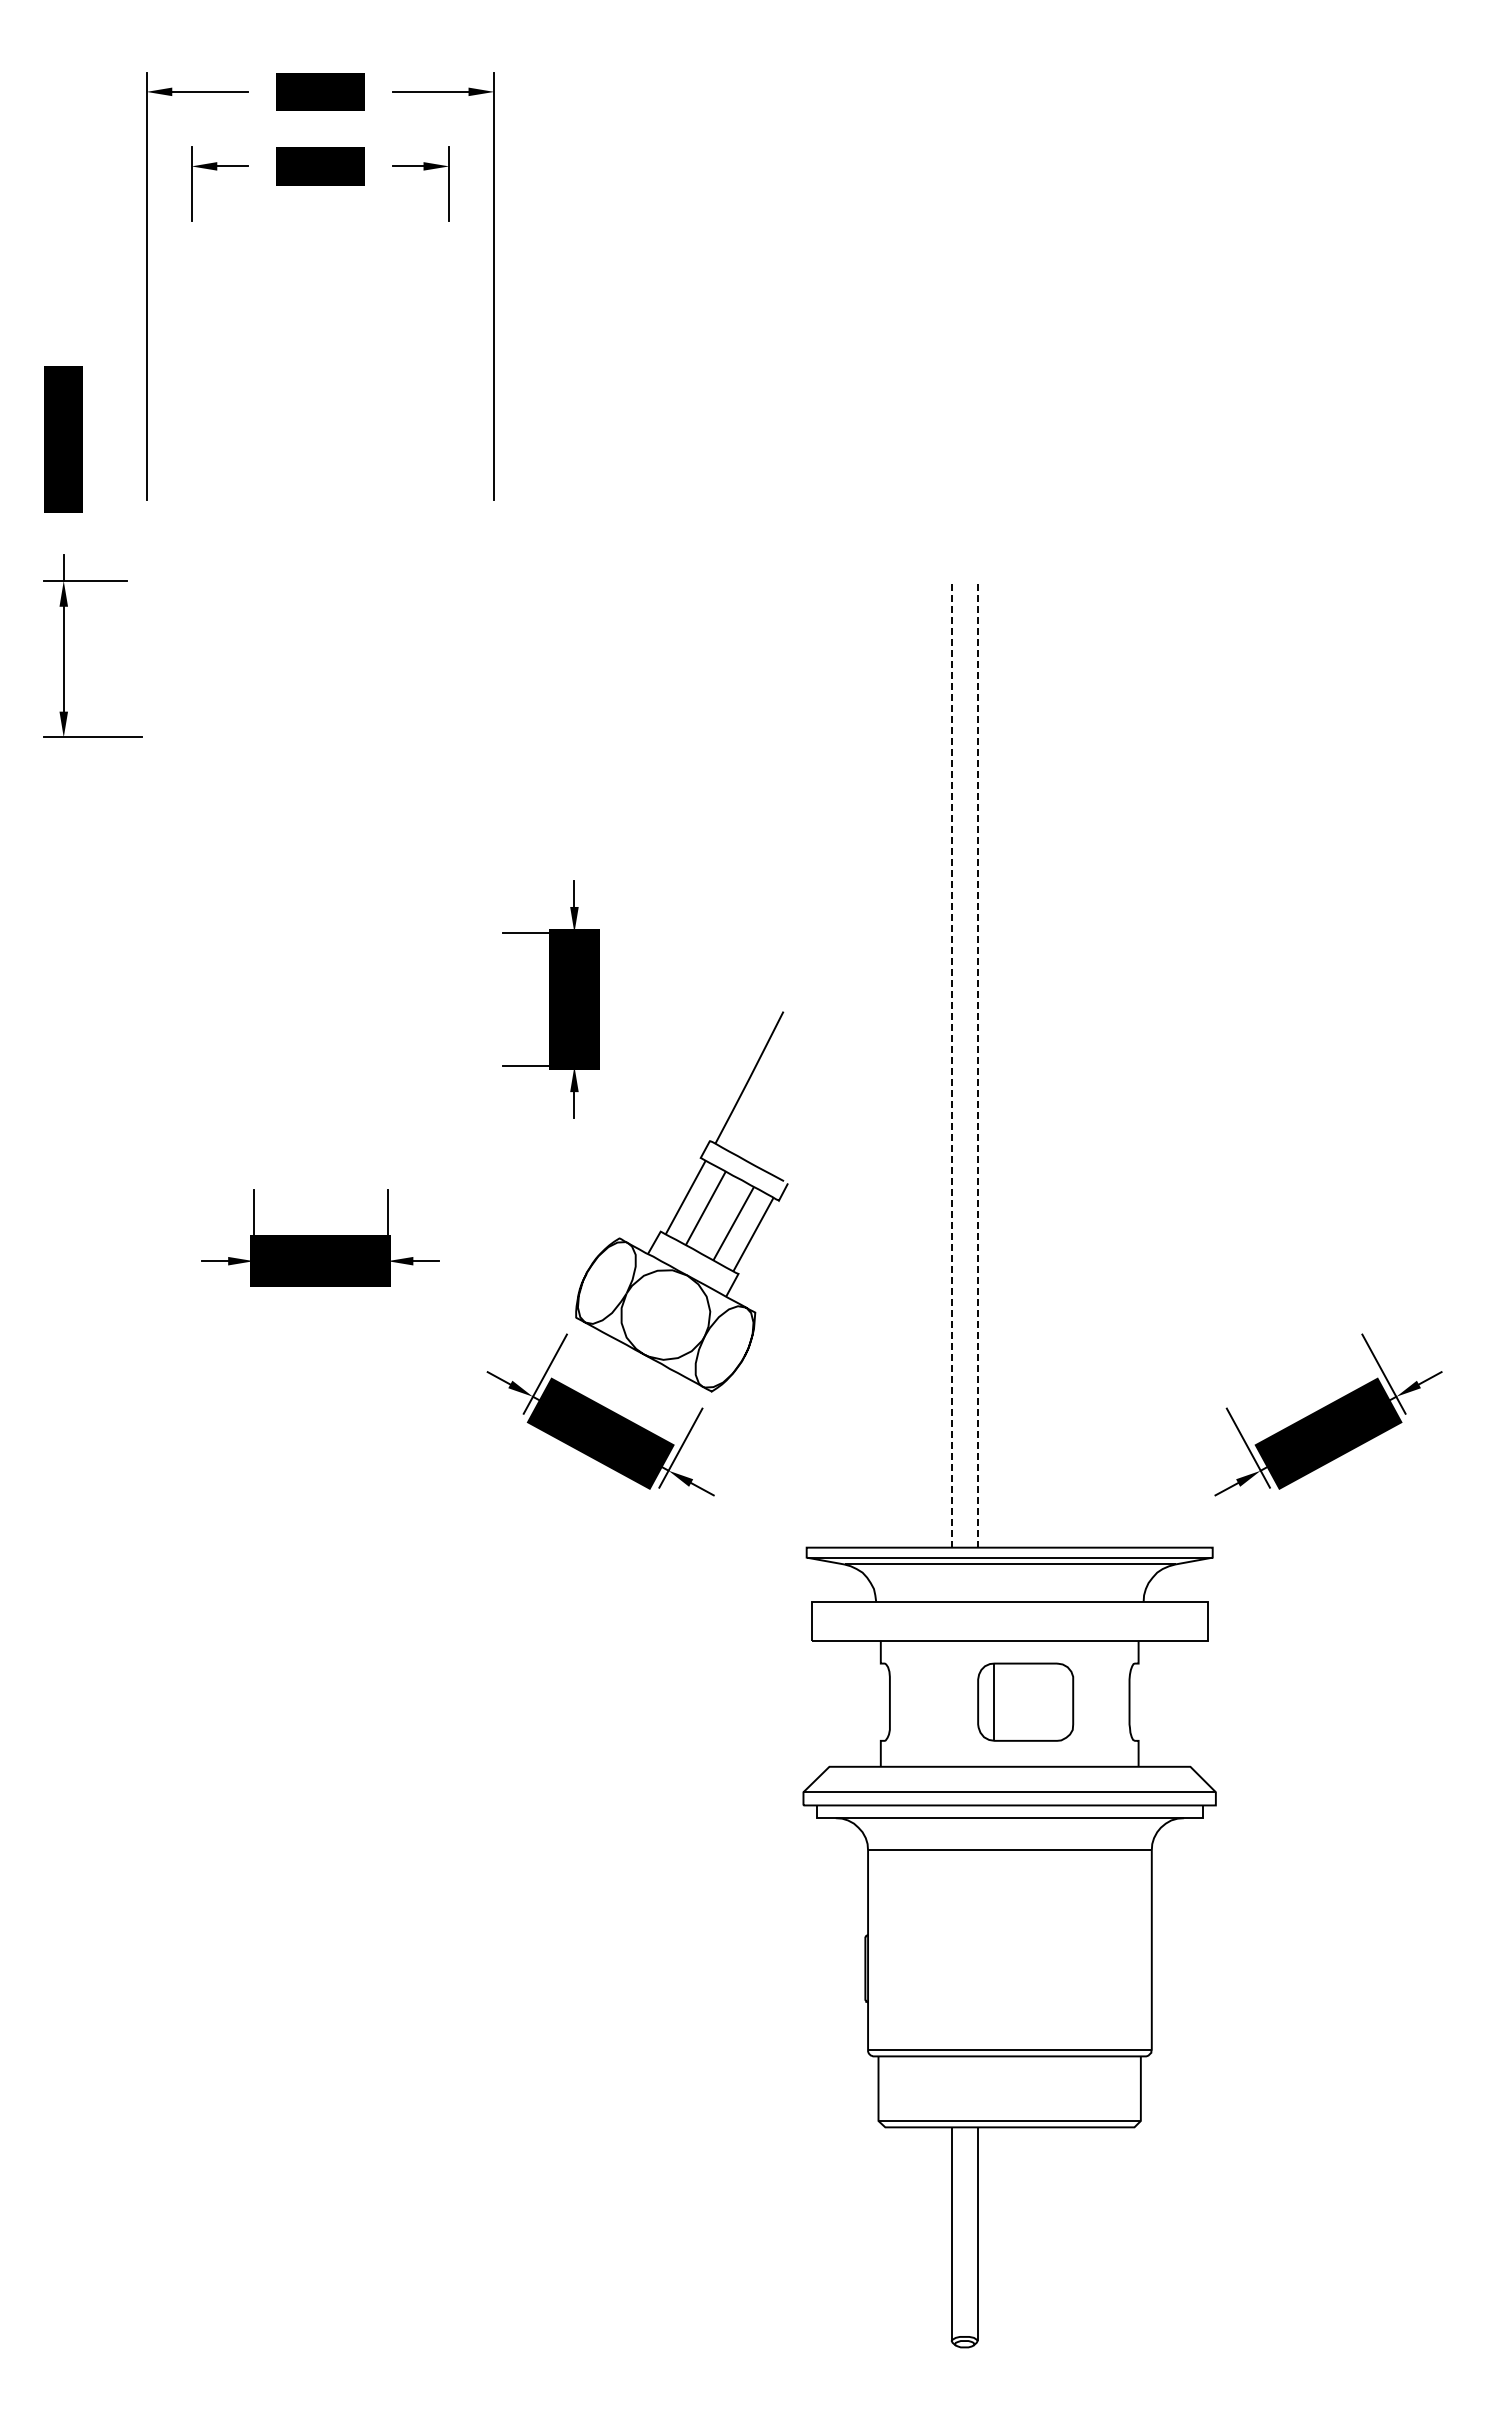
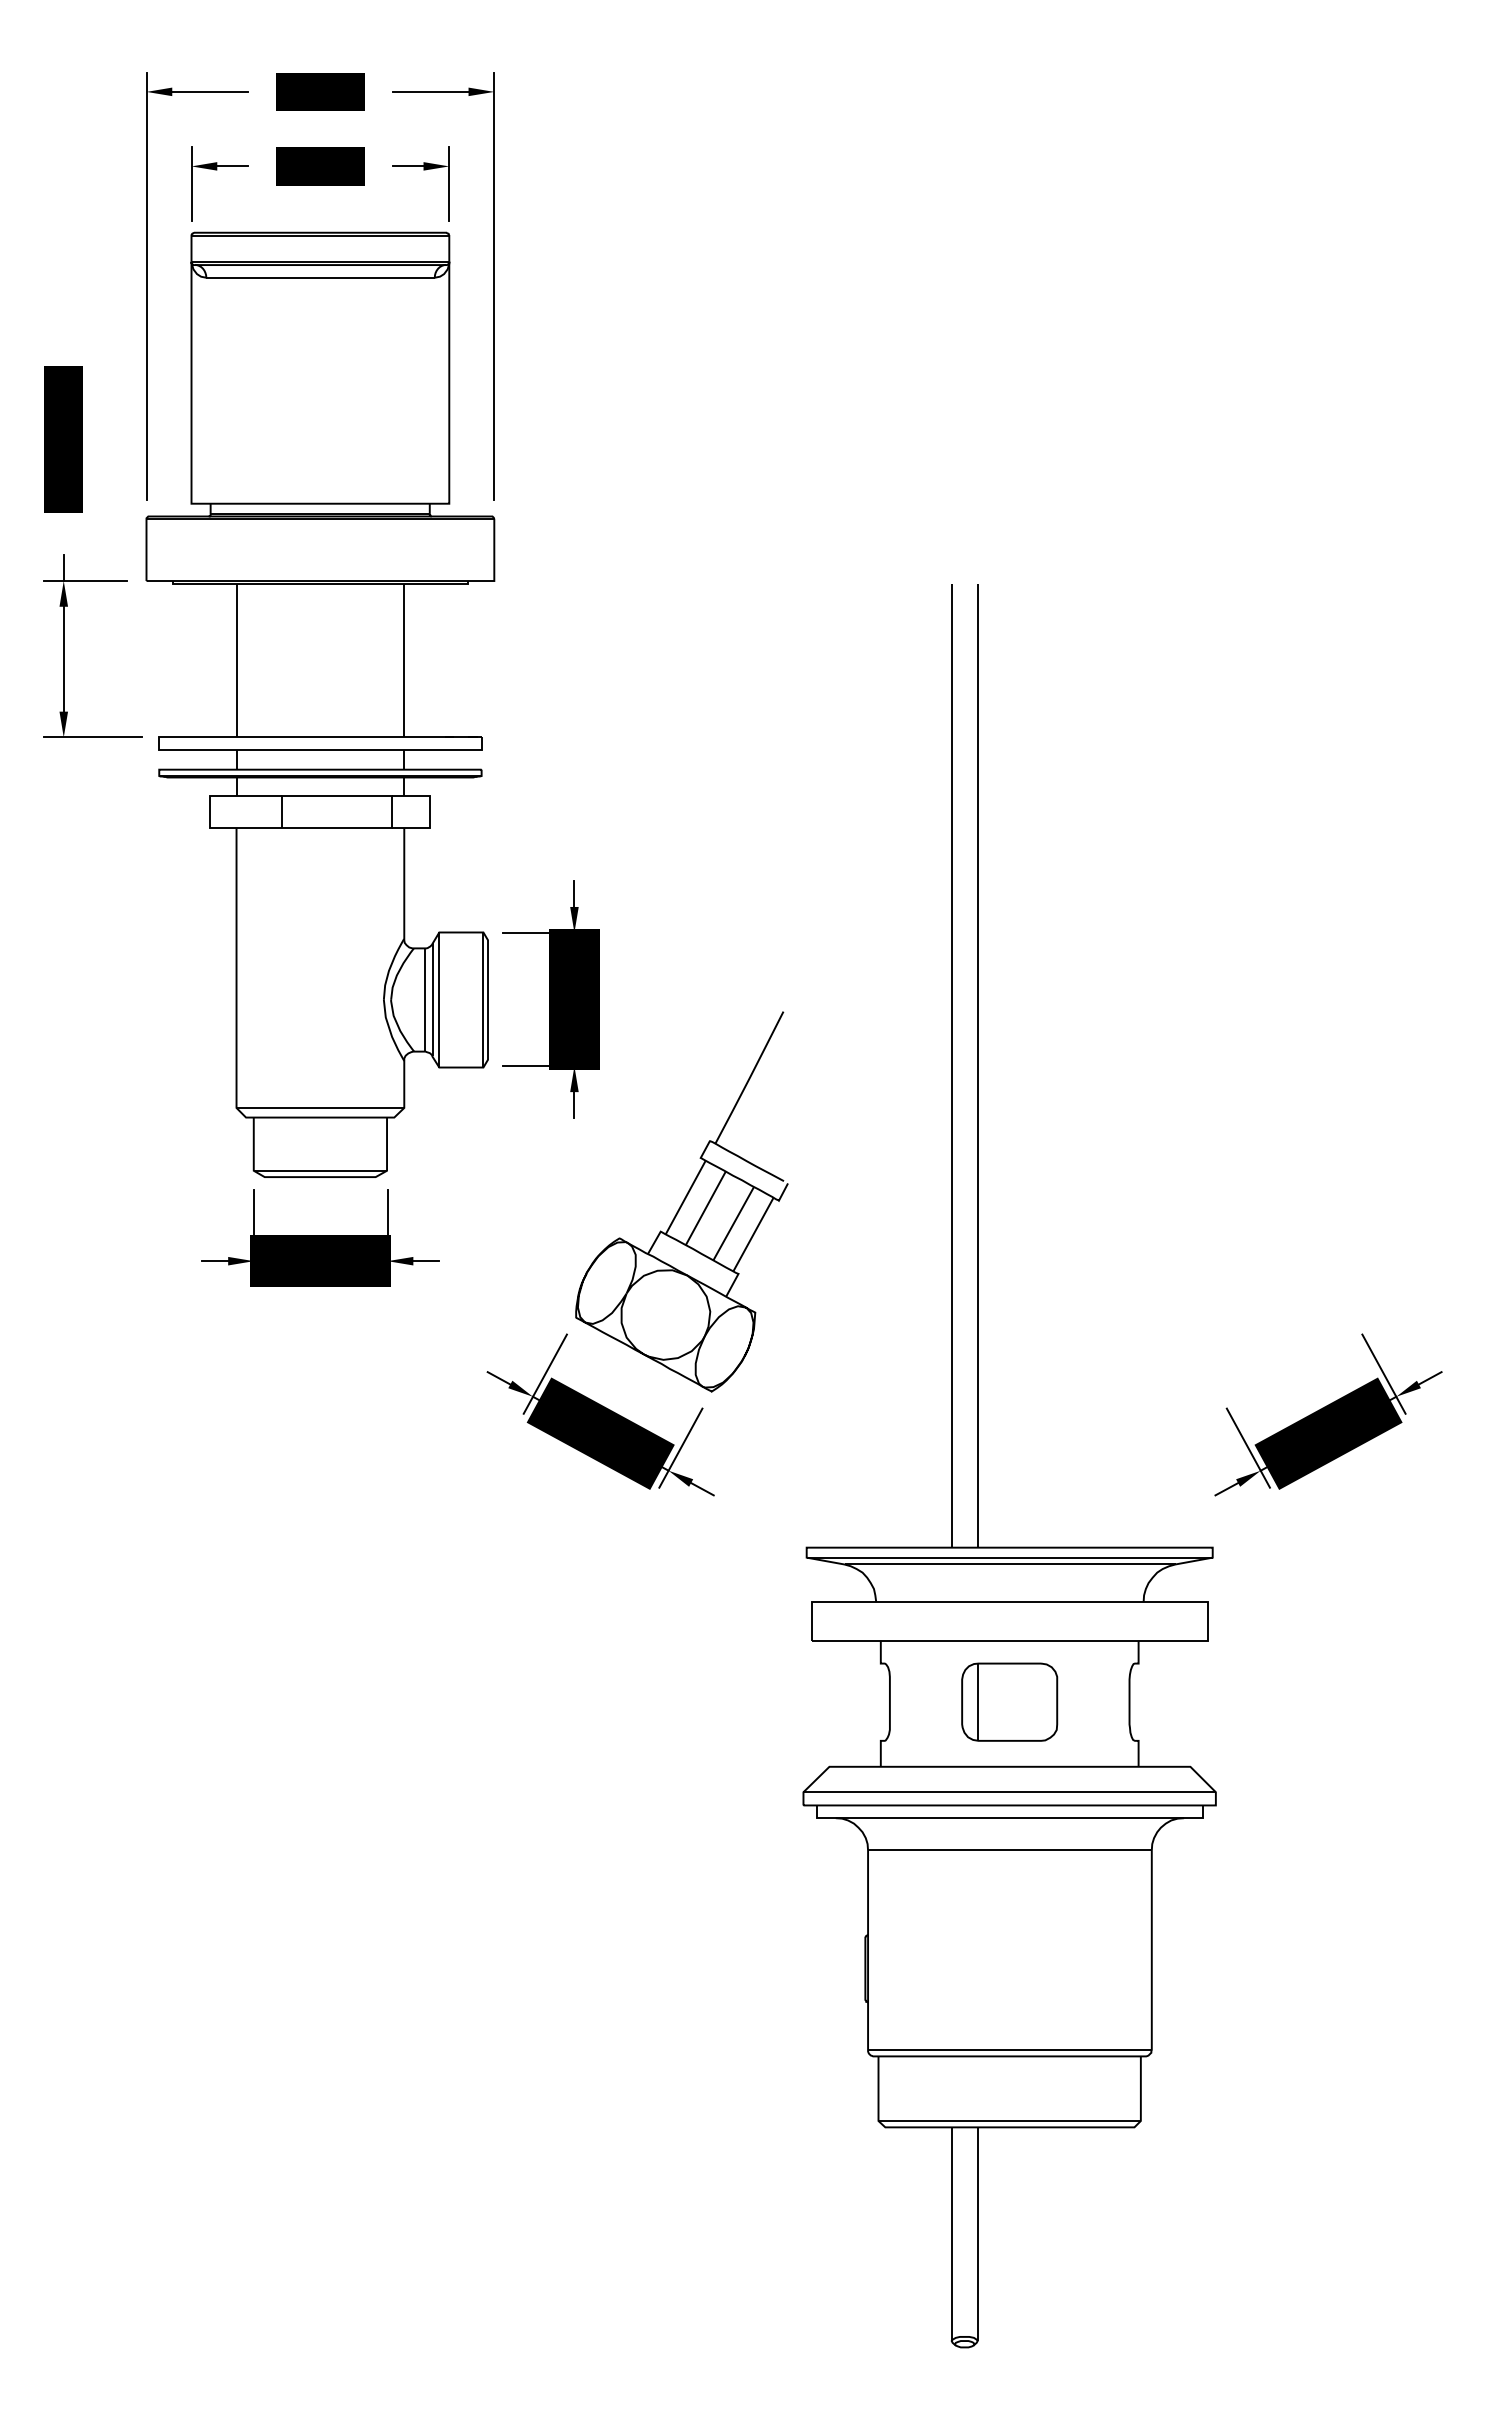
part: none -> present (320, 704)
line: dashed -> solid (951, 1065)
line: dashed -> solid (977, 1065)
part position: (1025, 1701) -> (1009, 1701) (1009, 1701)
